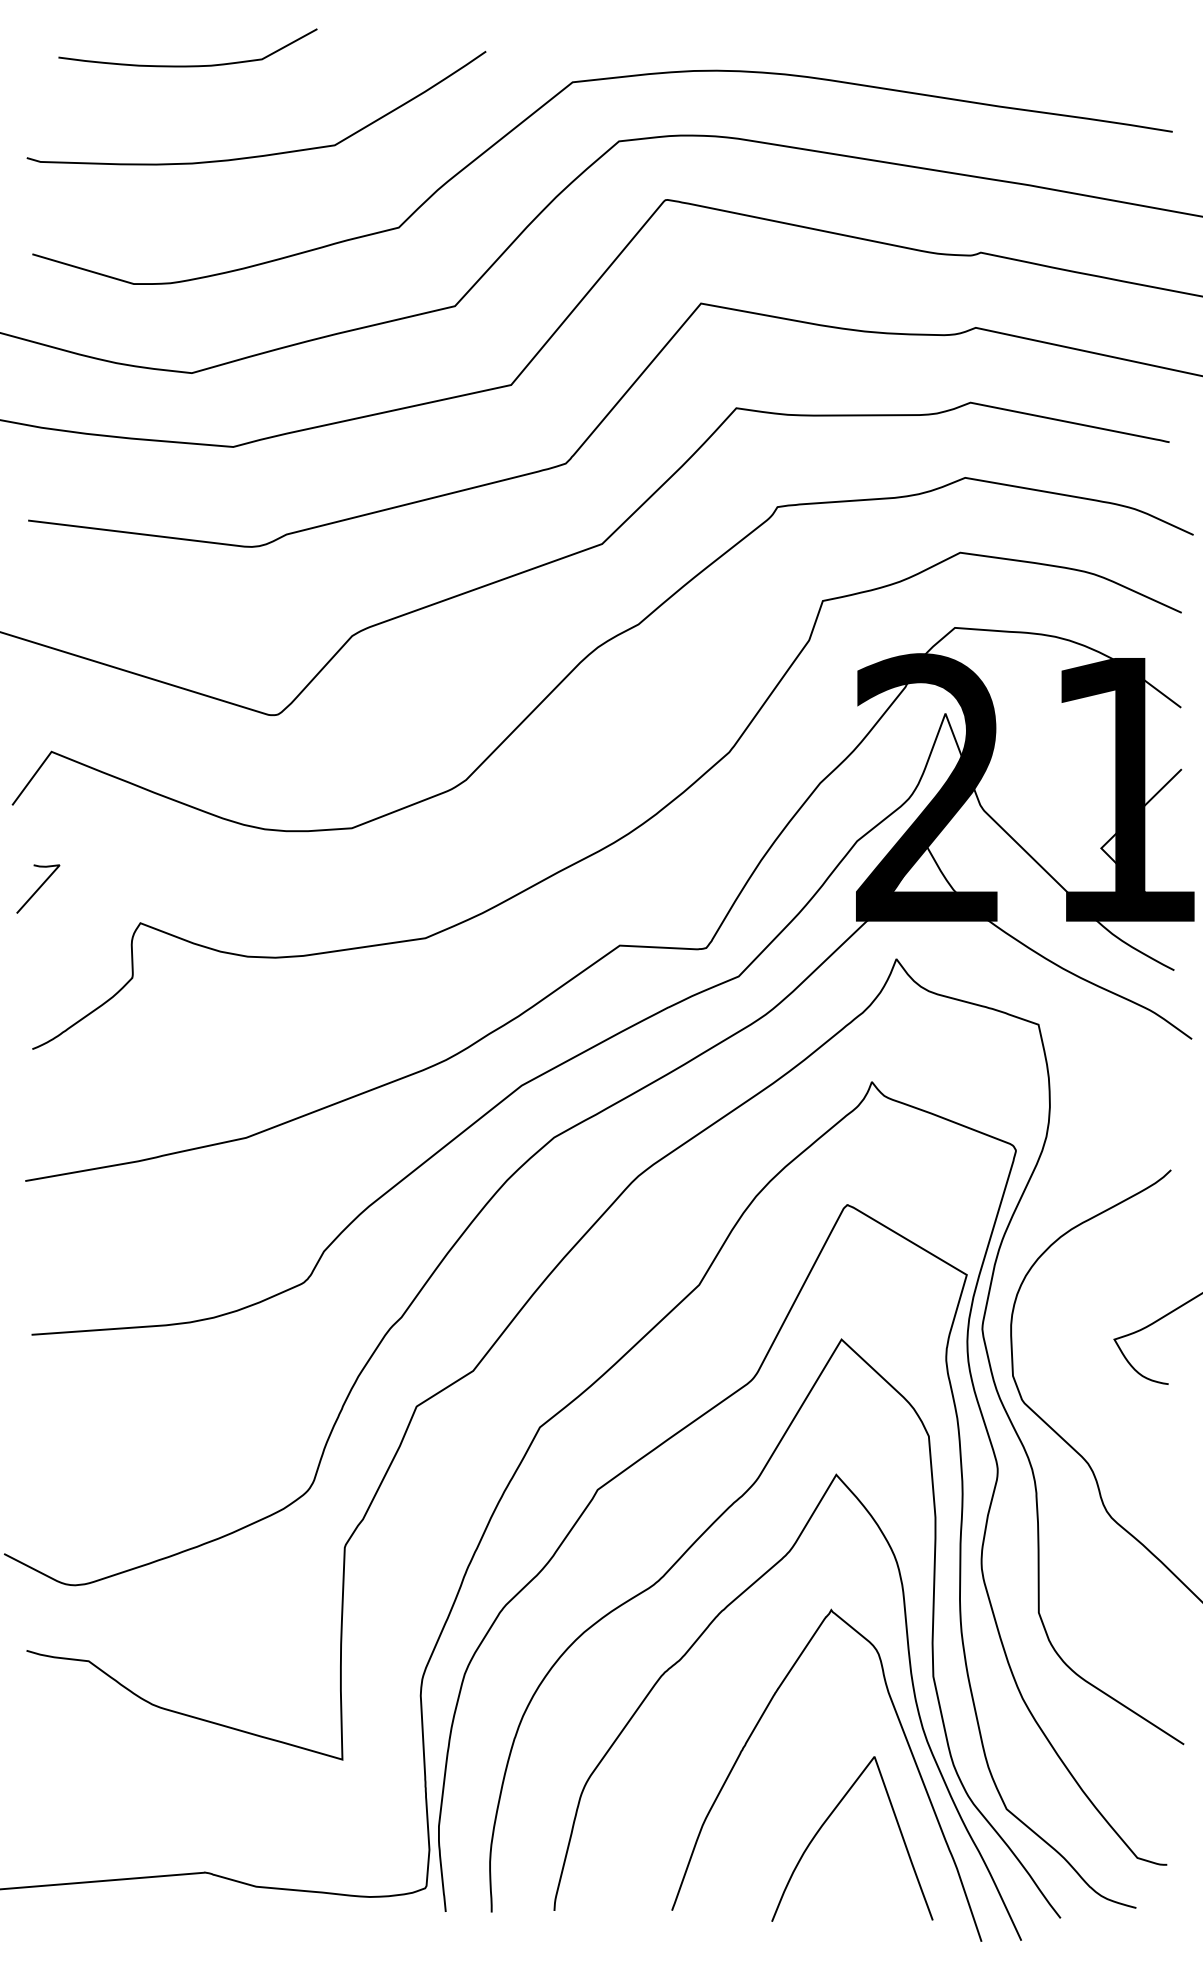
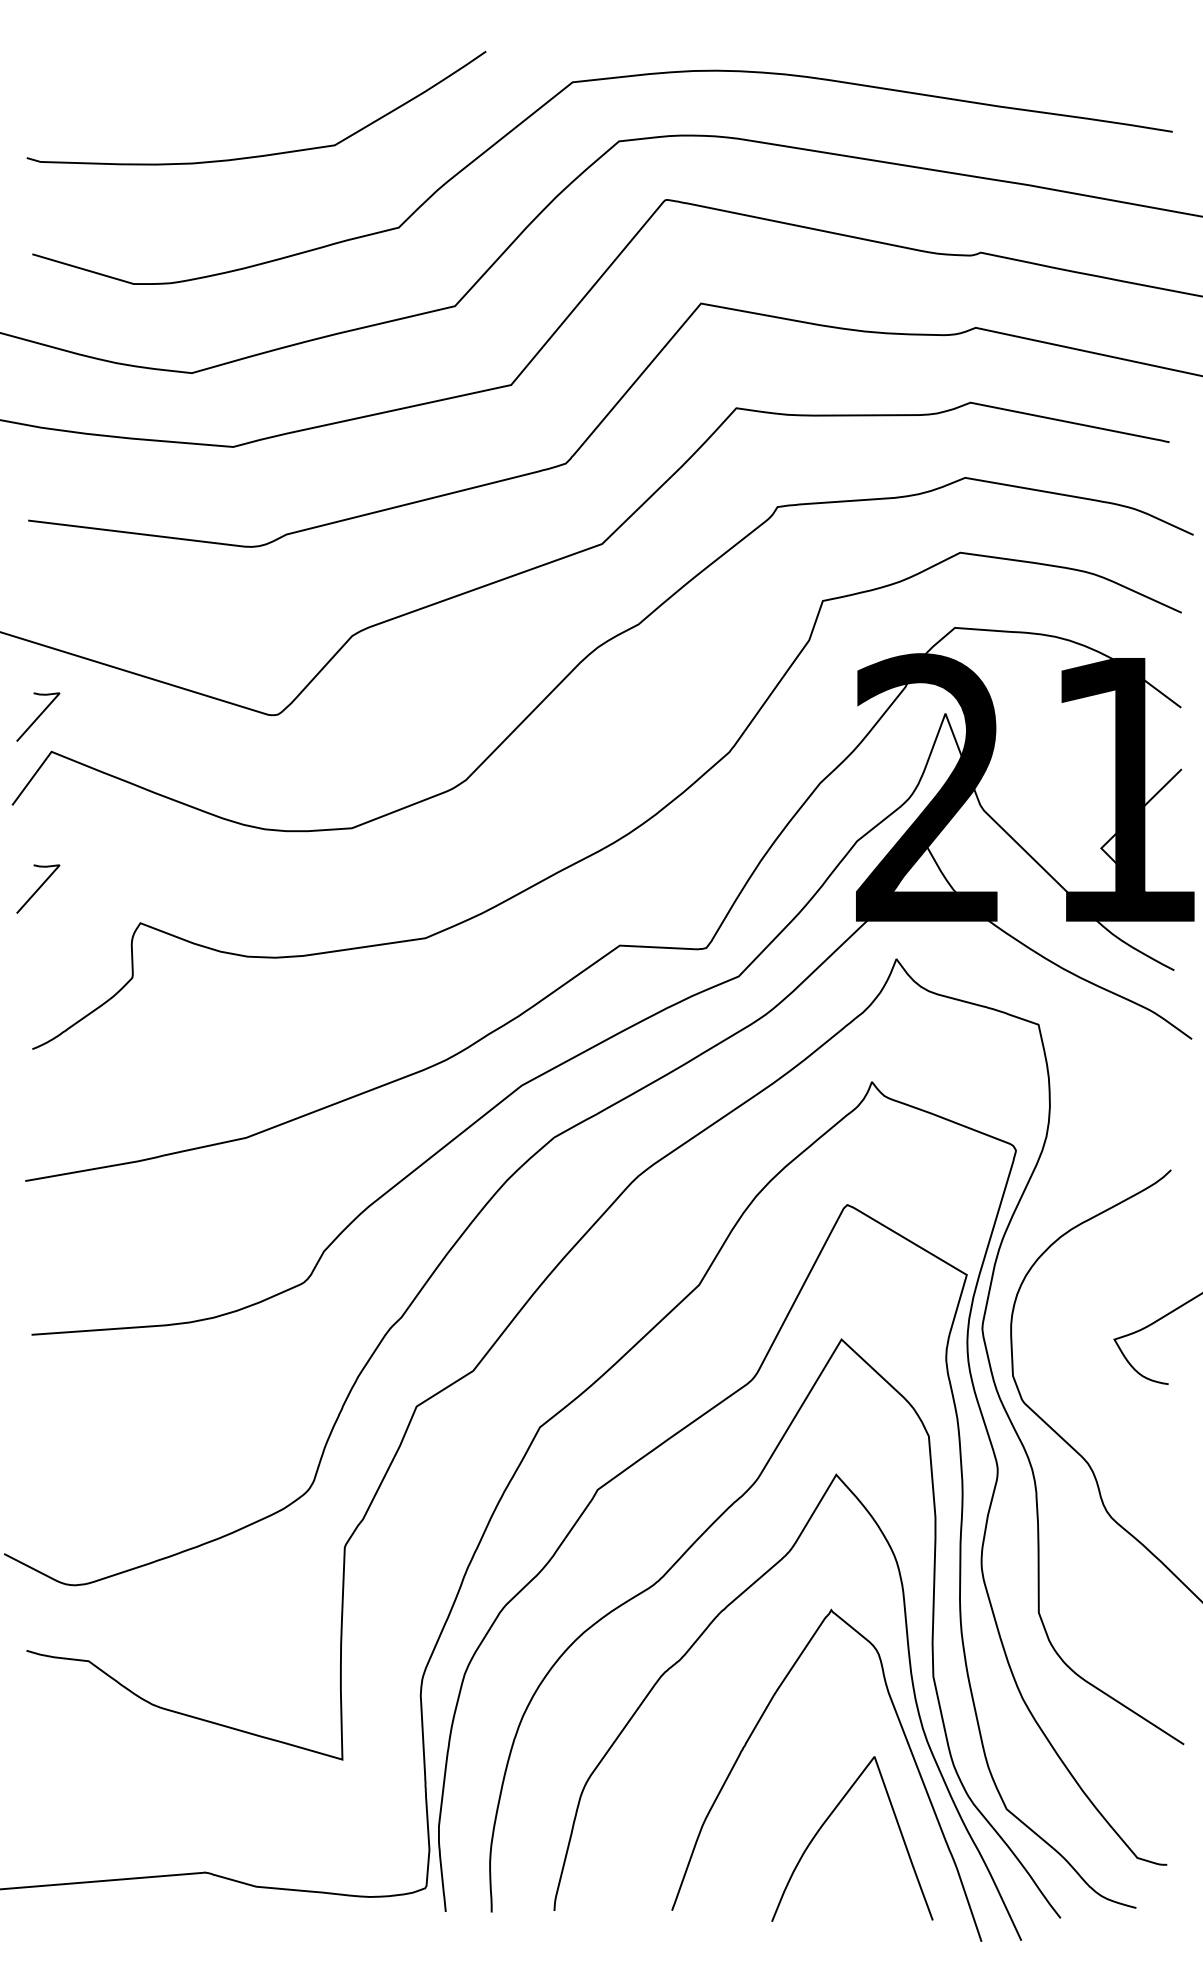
curve: present -> none (187, 65)
line: none -> present (38, 716)
